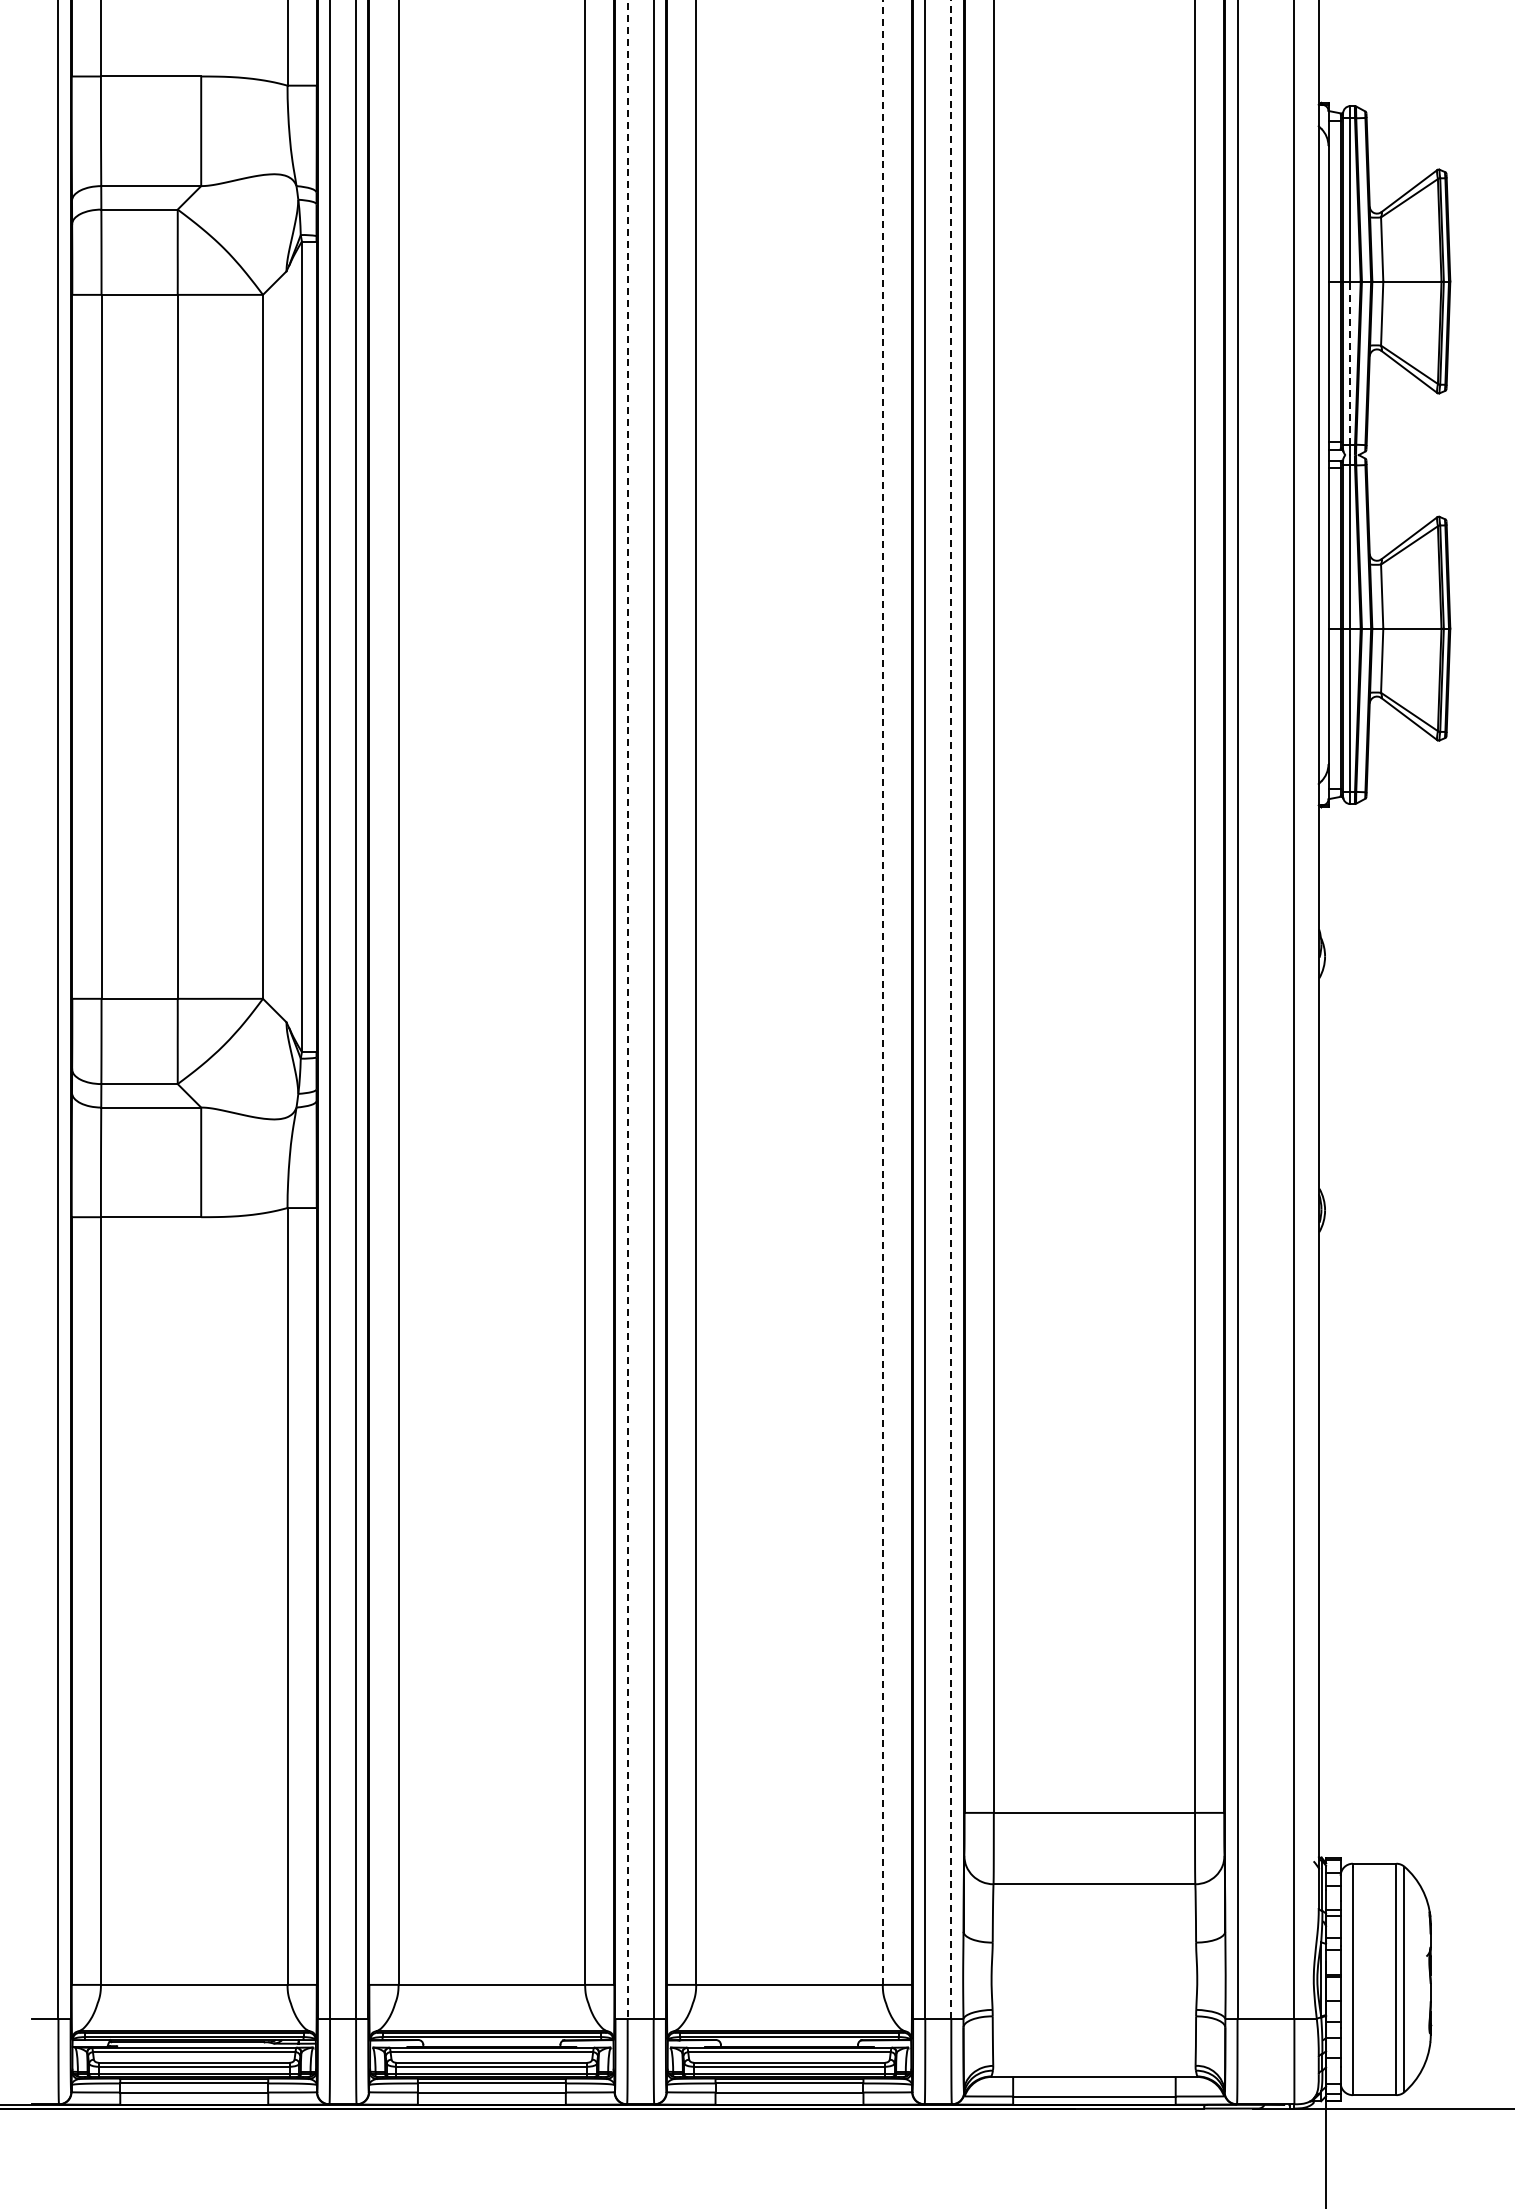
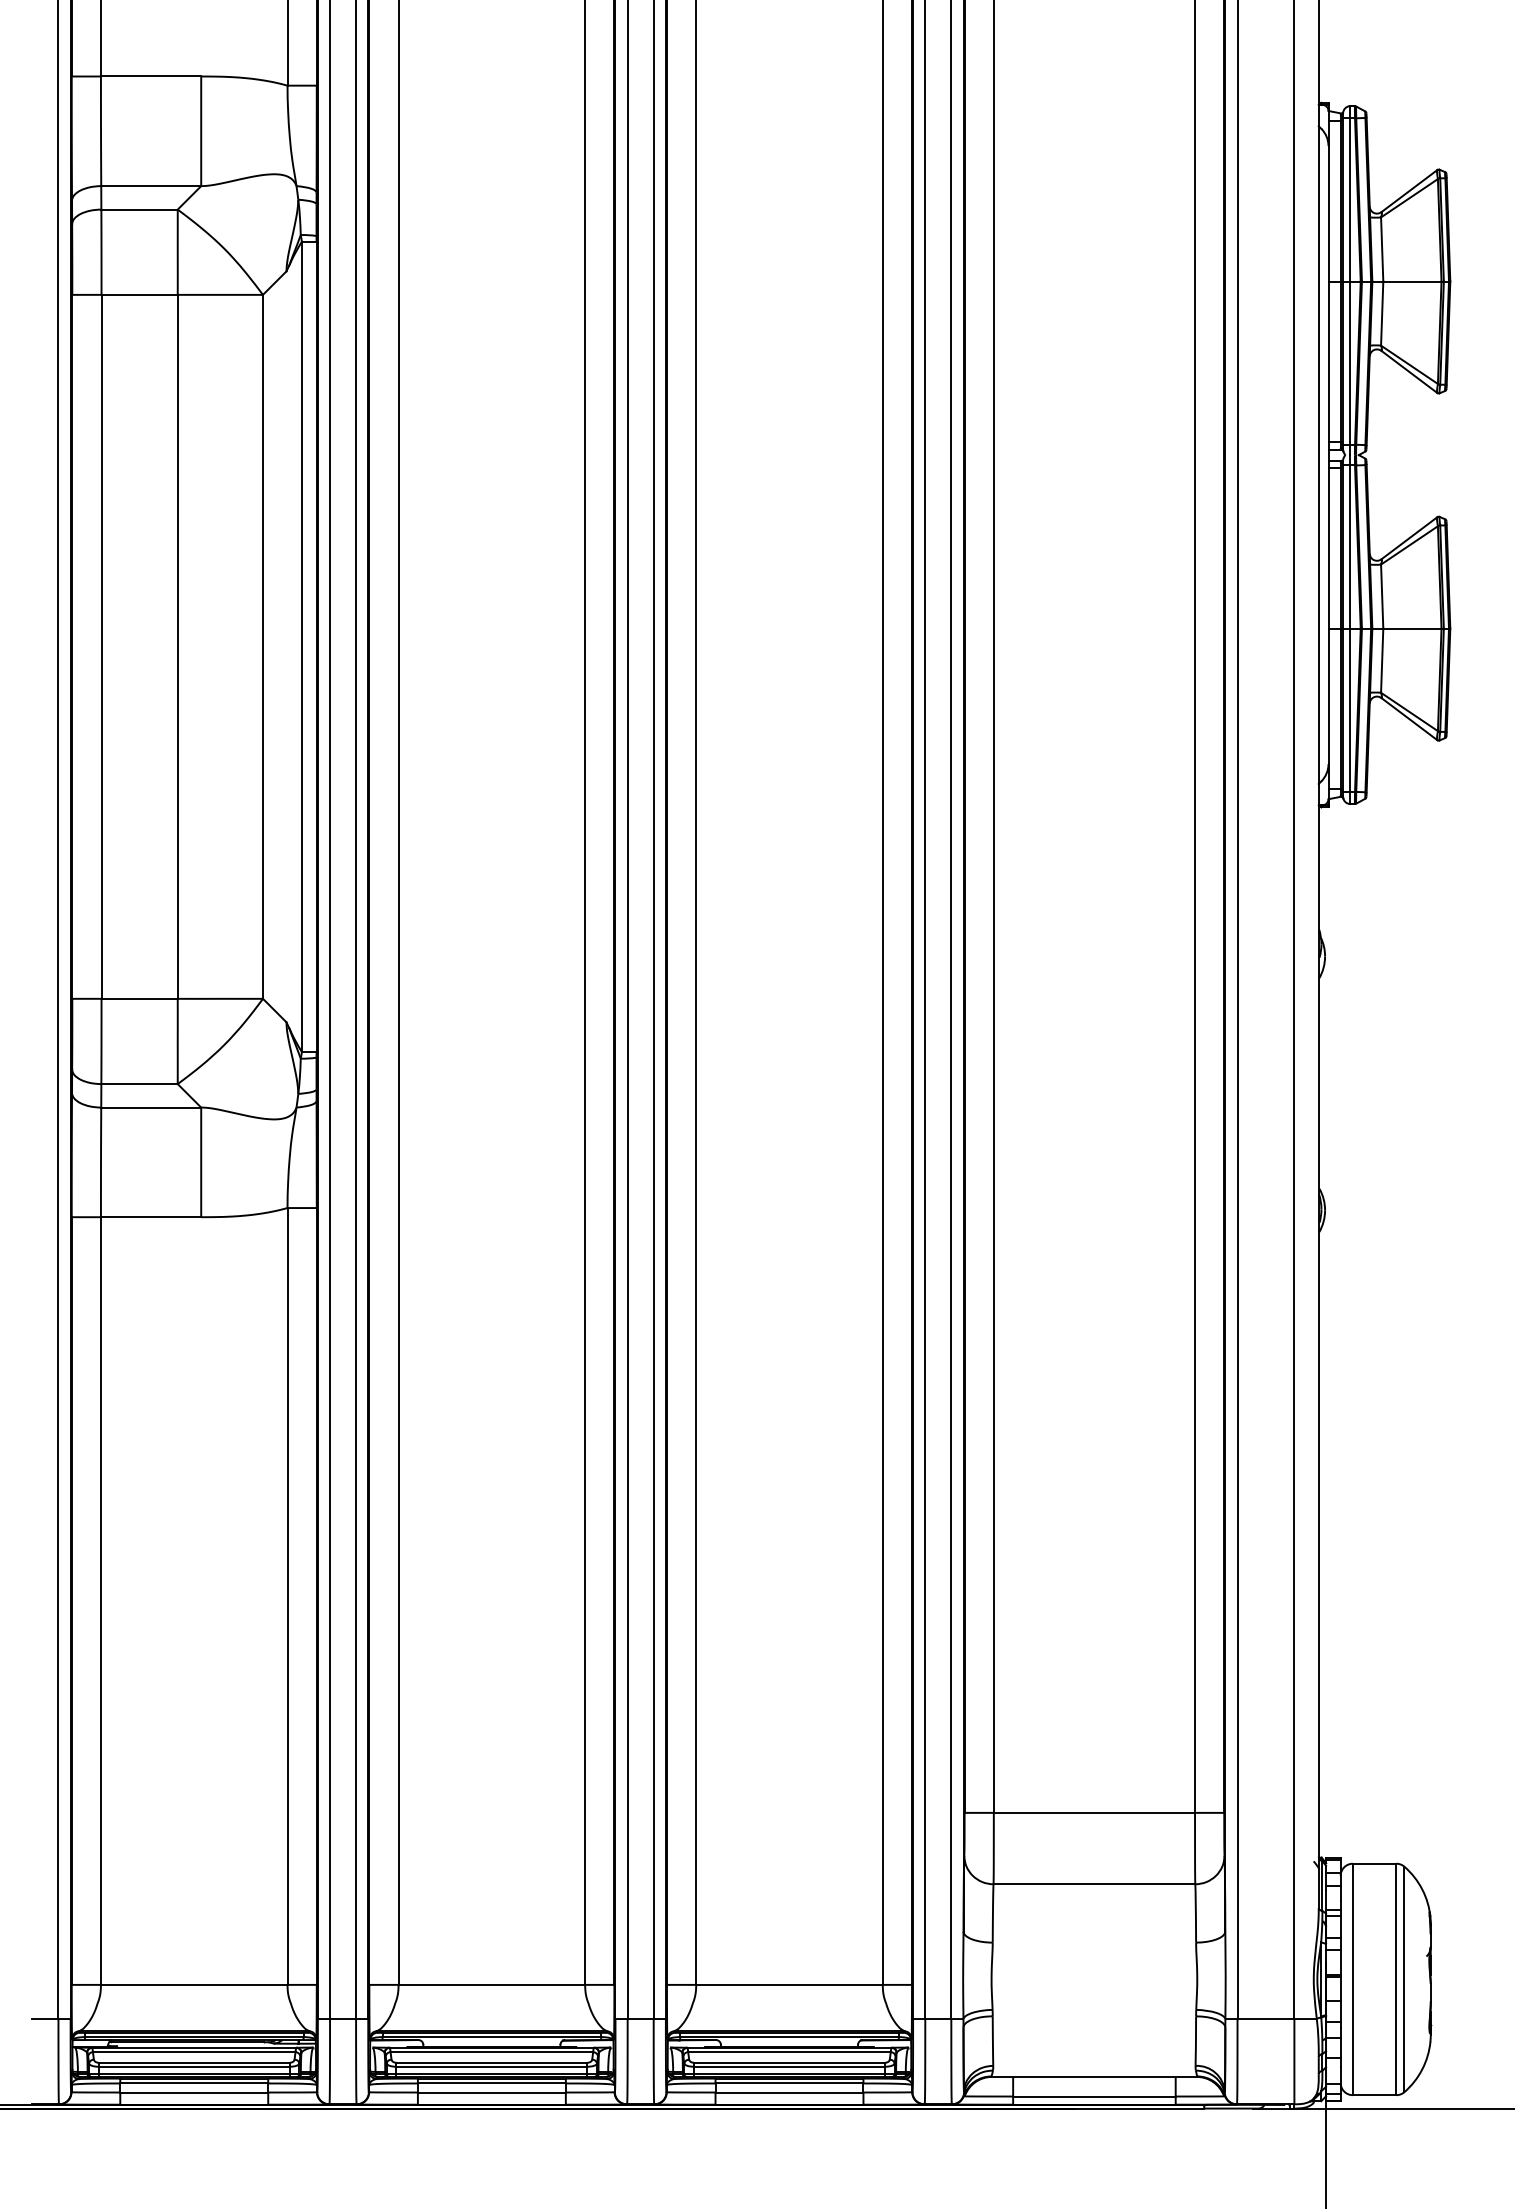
line: dashed -> solid (1350, 363)
line: dashed -> solid (882, 992)
line: dashed -> solid (951, 1009)
line: dashed -> solid (627, 1010)
